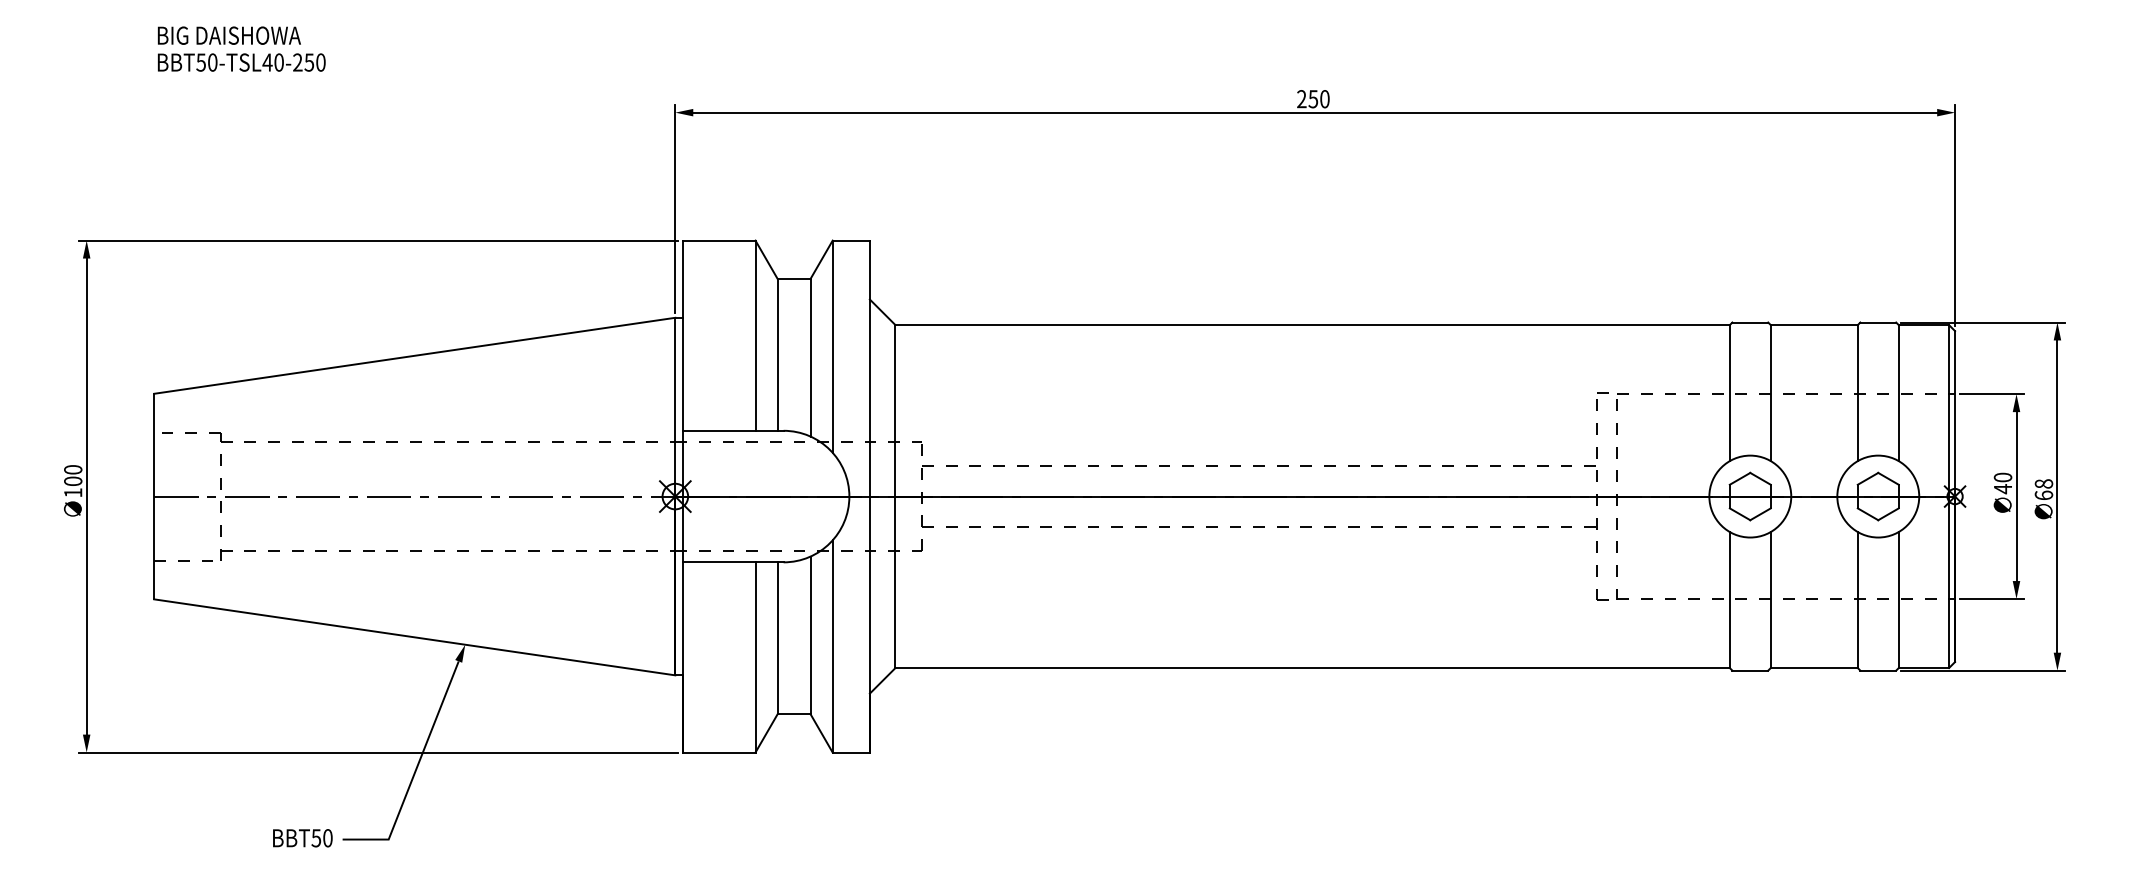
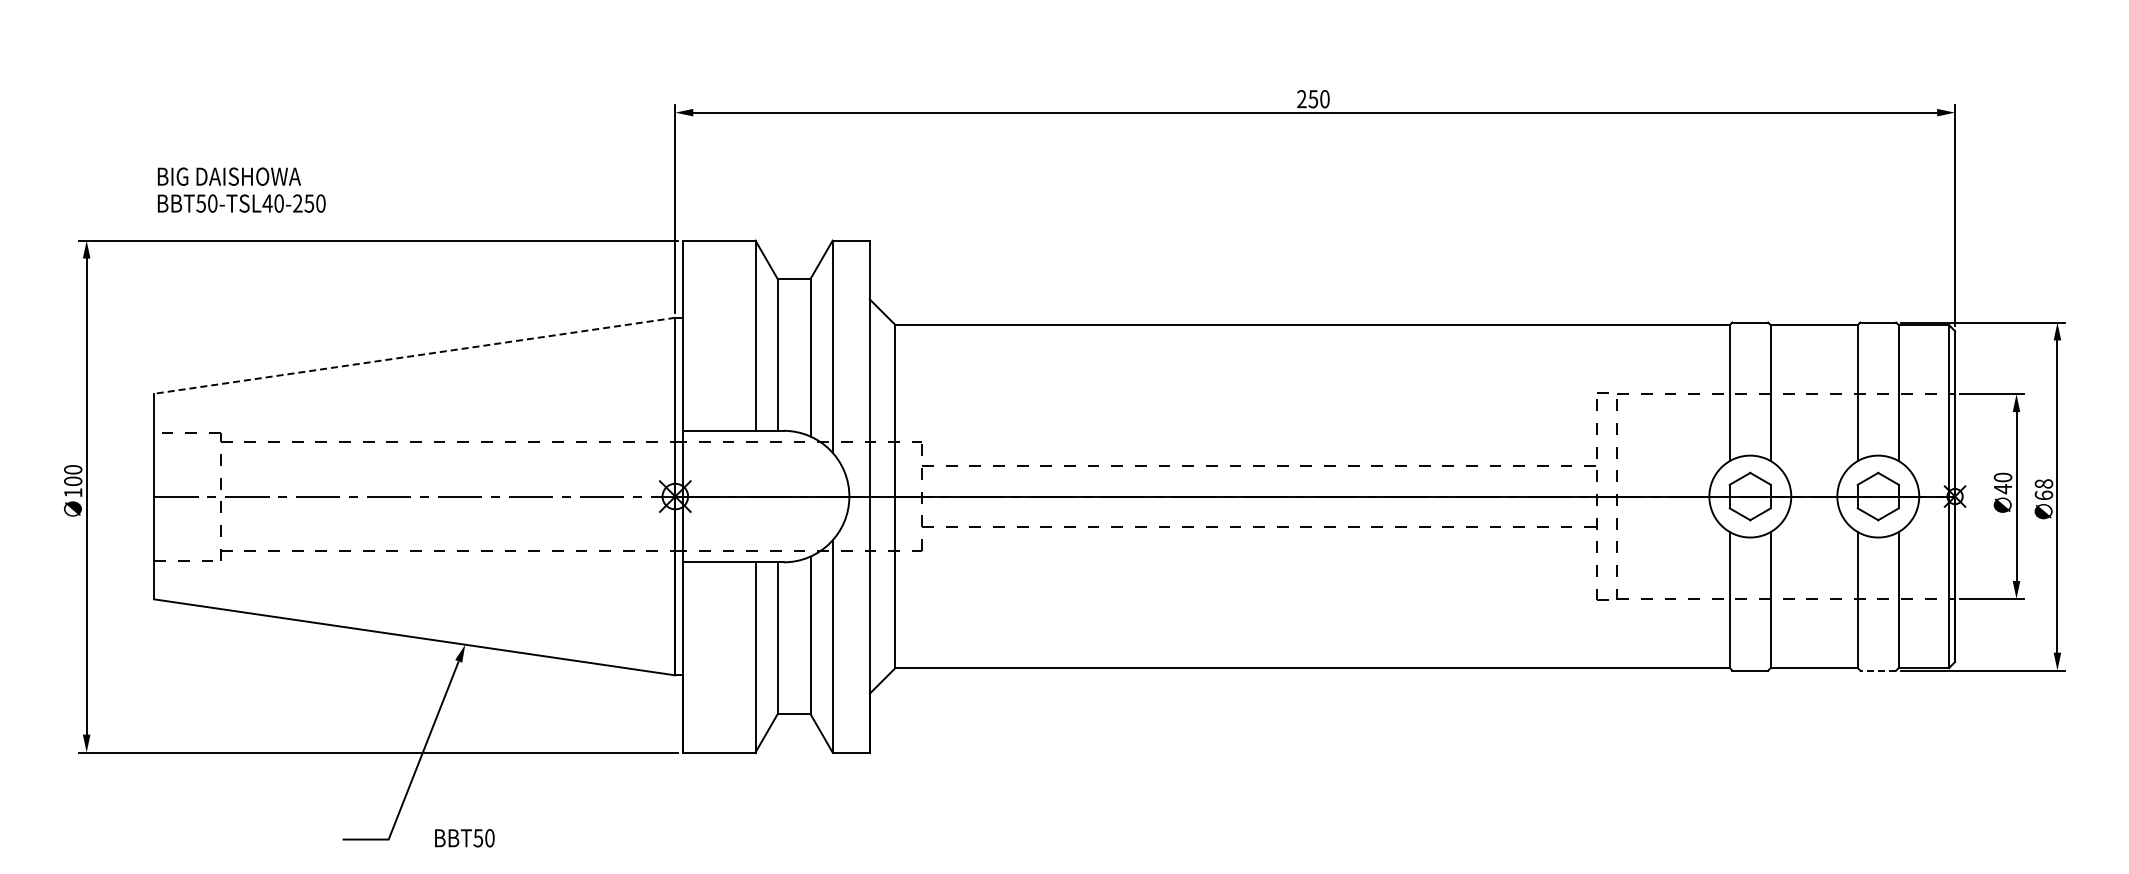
text position: (241, 48) -> (241, 189) (241, 189)
line: solid -> dashed (414, 355)
line: solid -> dashed (1878, 670)
text position: (302, 838) -> (464, 838) (464, 838)
